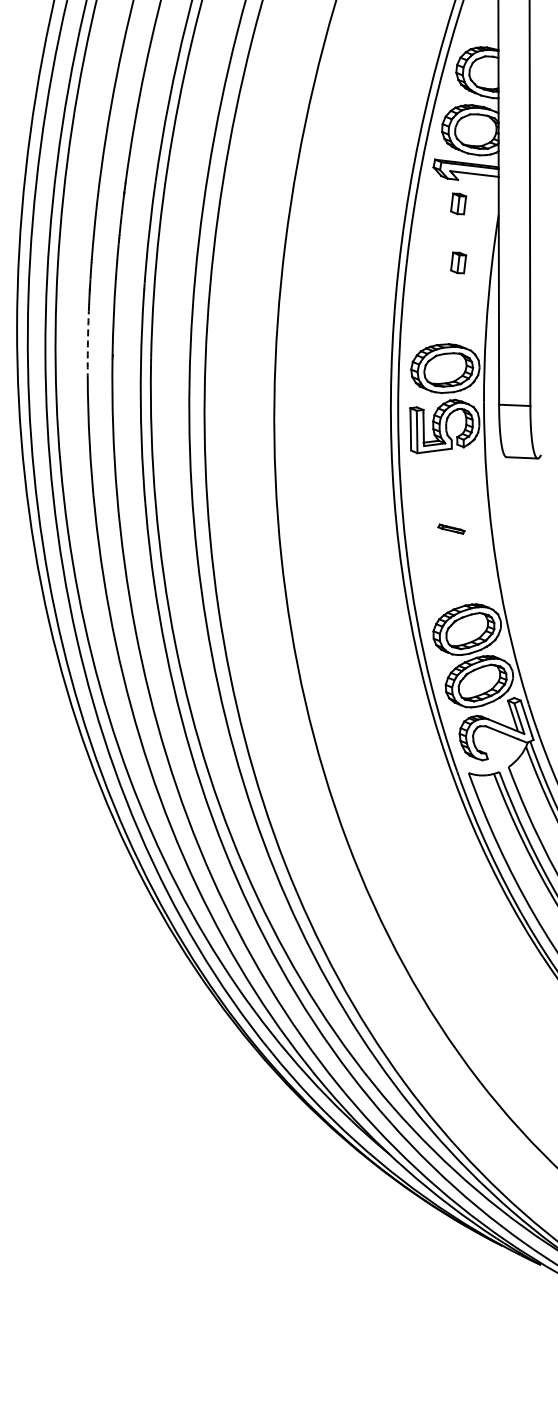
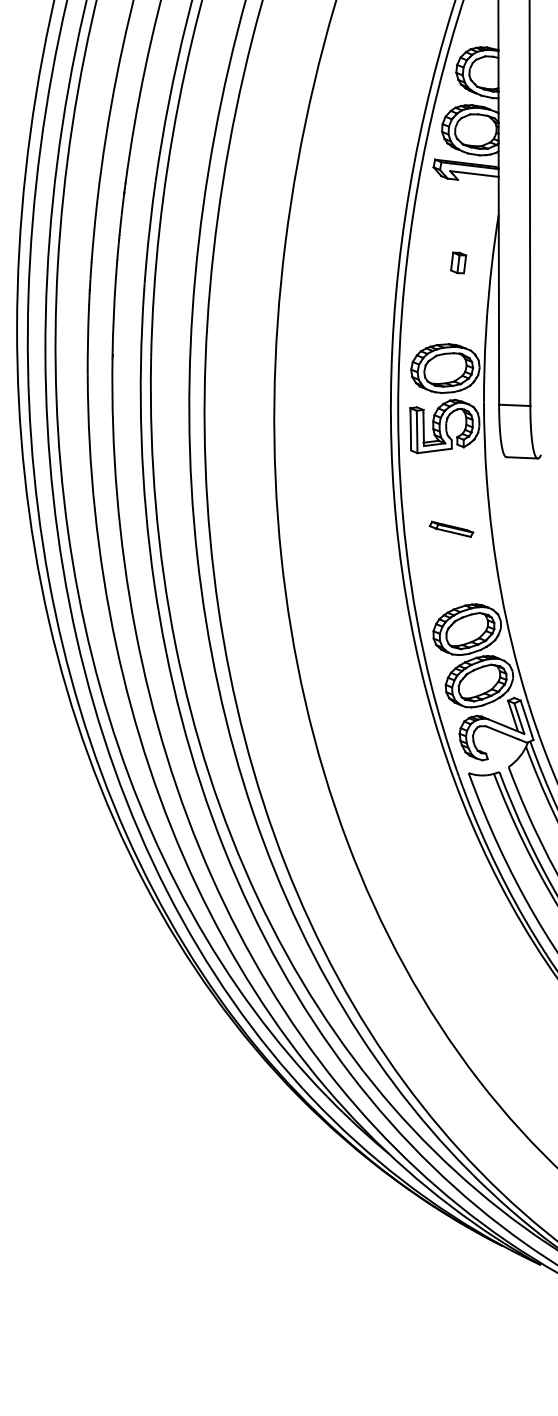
part: present -> none (458, 203)
arc: dashed -> solid (87, 341)
part size: 29x12 px -> 47x18 px (451, 528)
